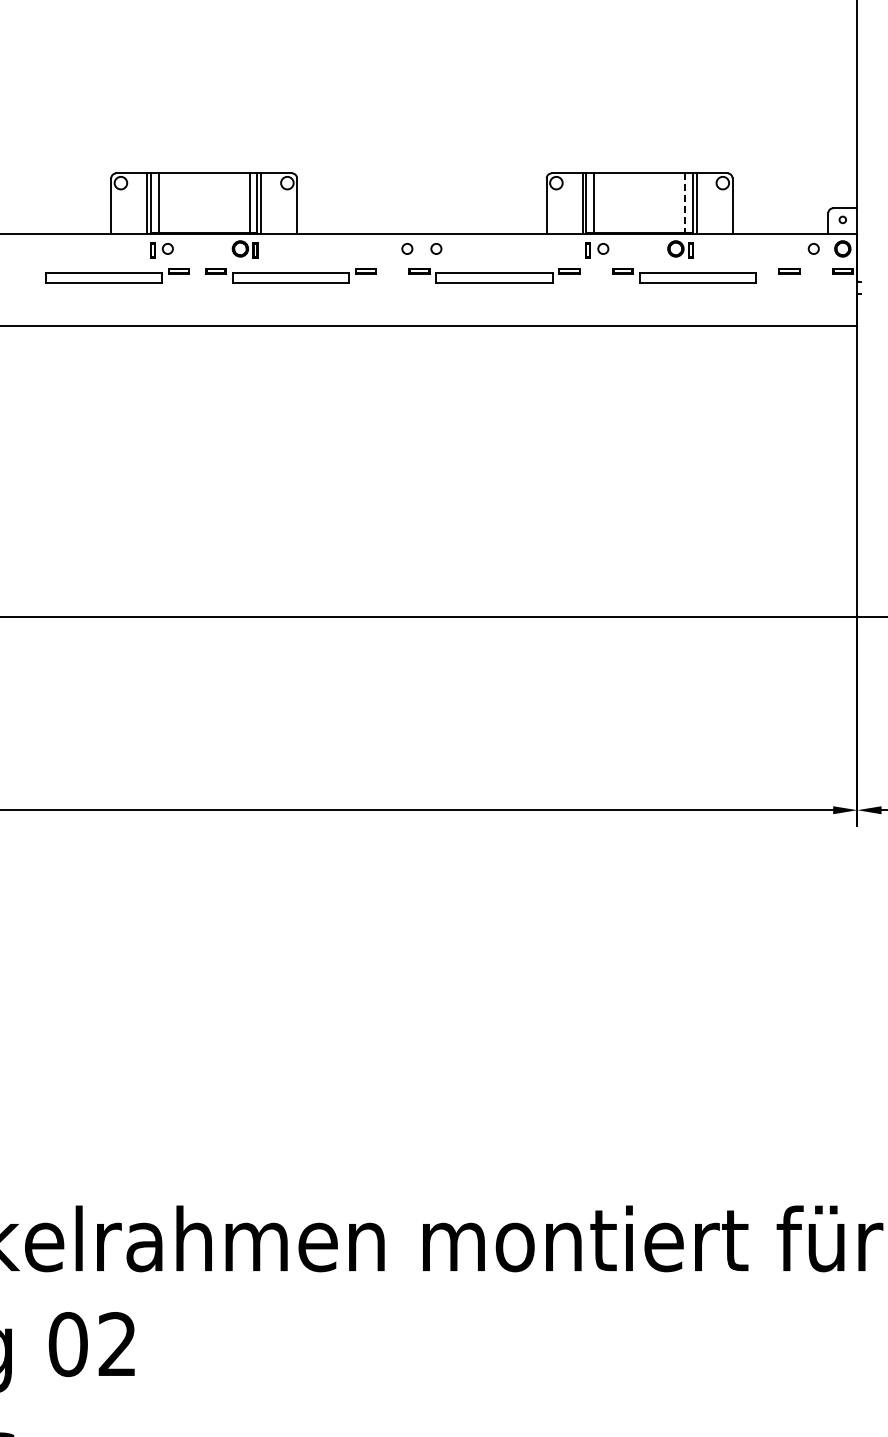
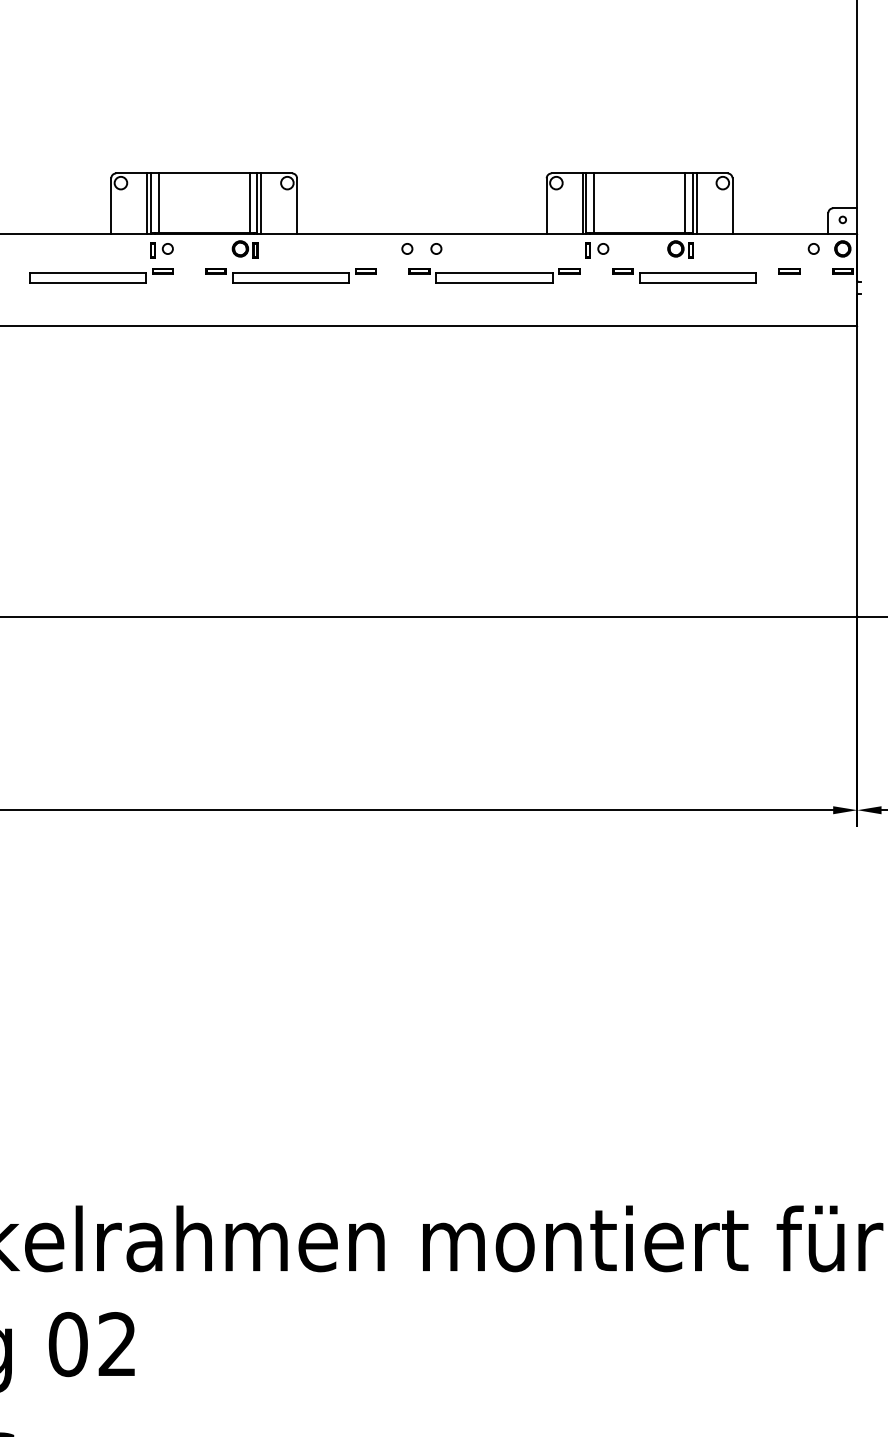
line: dashed -> solid (685, 203)
part position: (117, 275) -> (101, 275) (101, 275)
